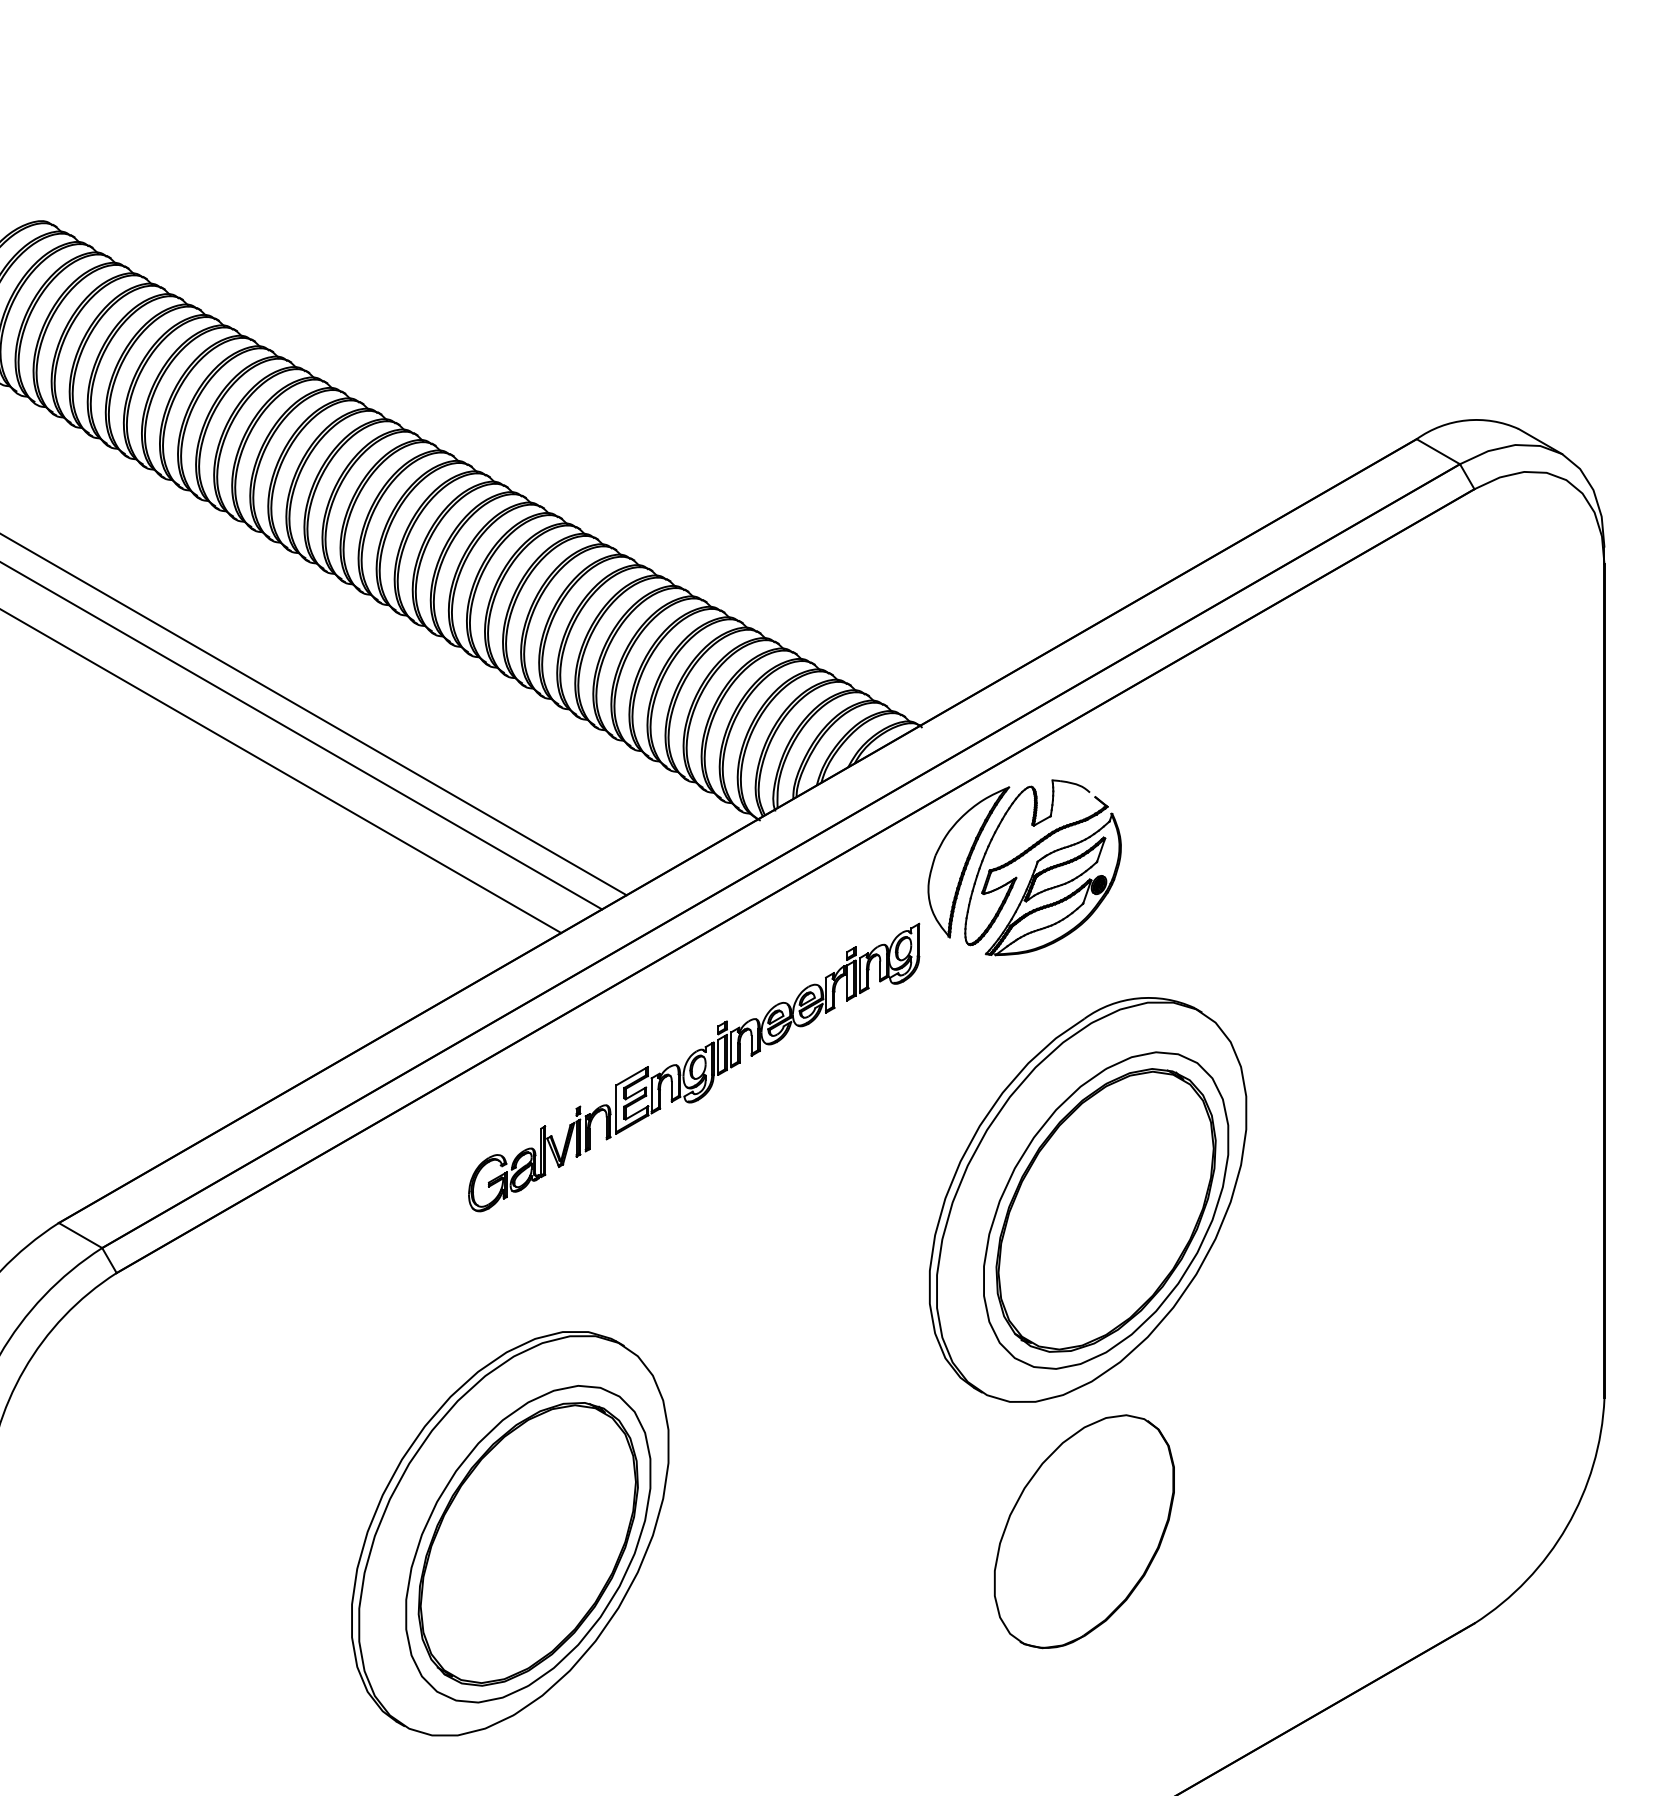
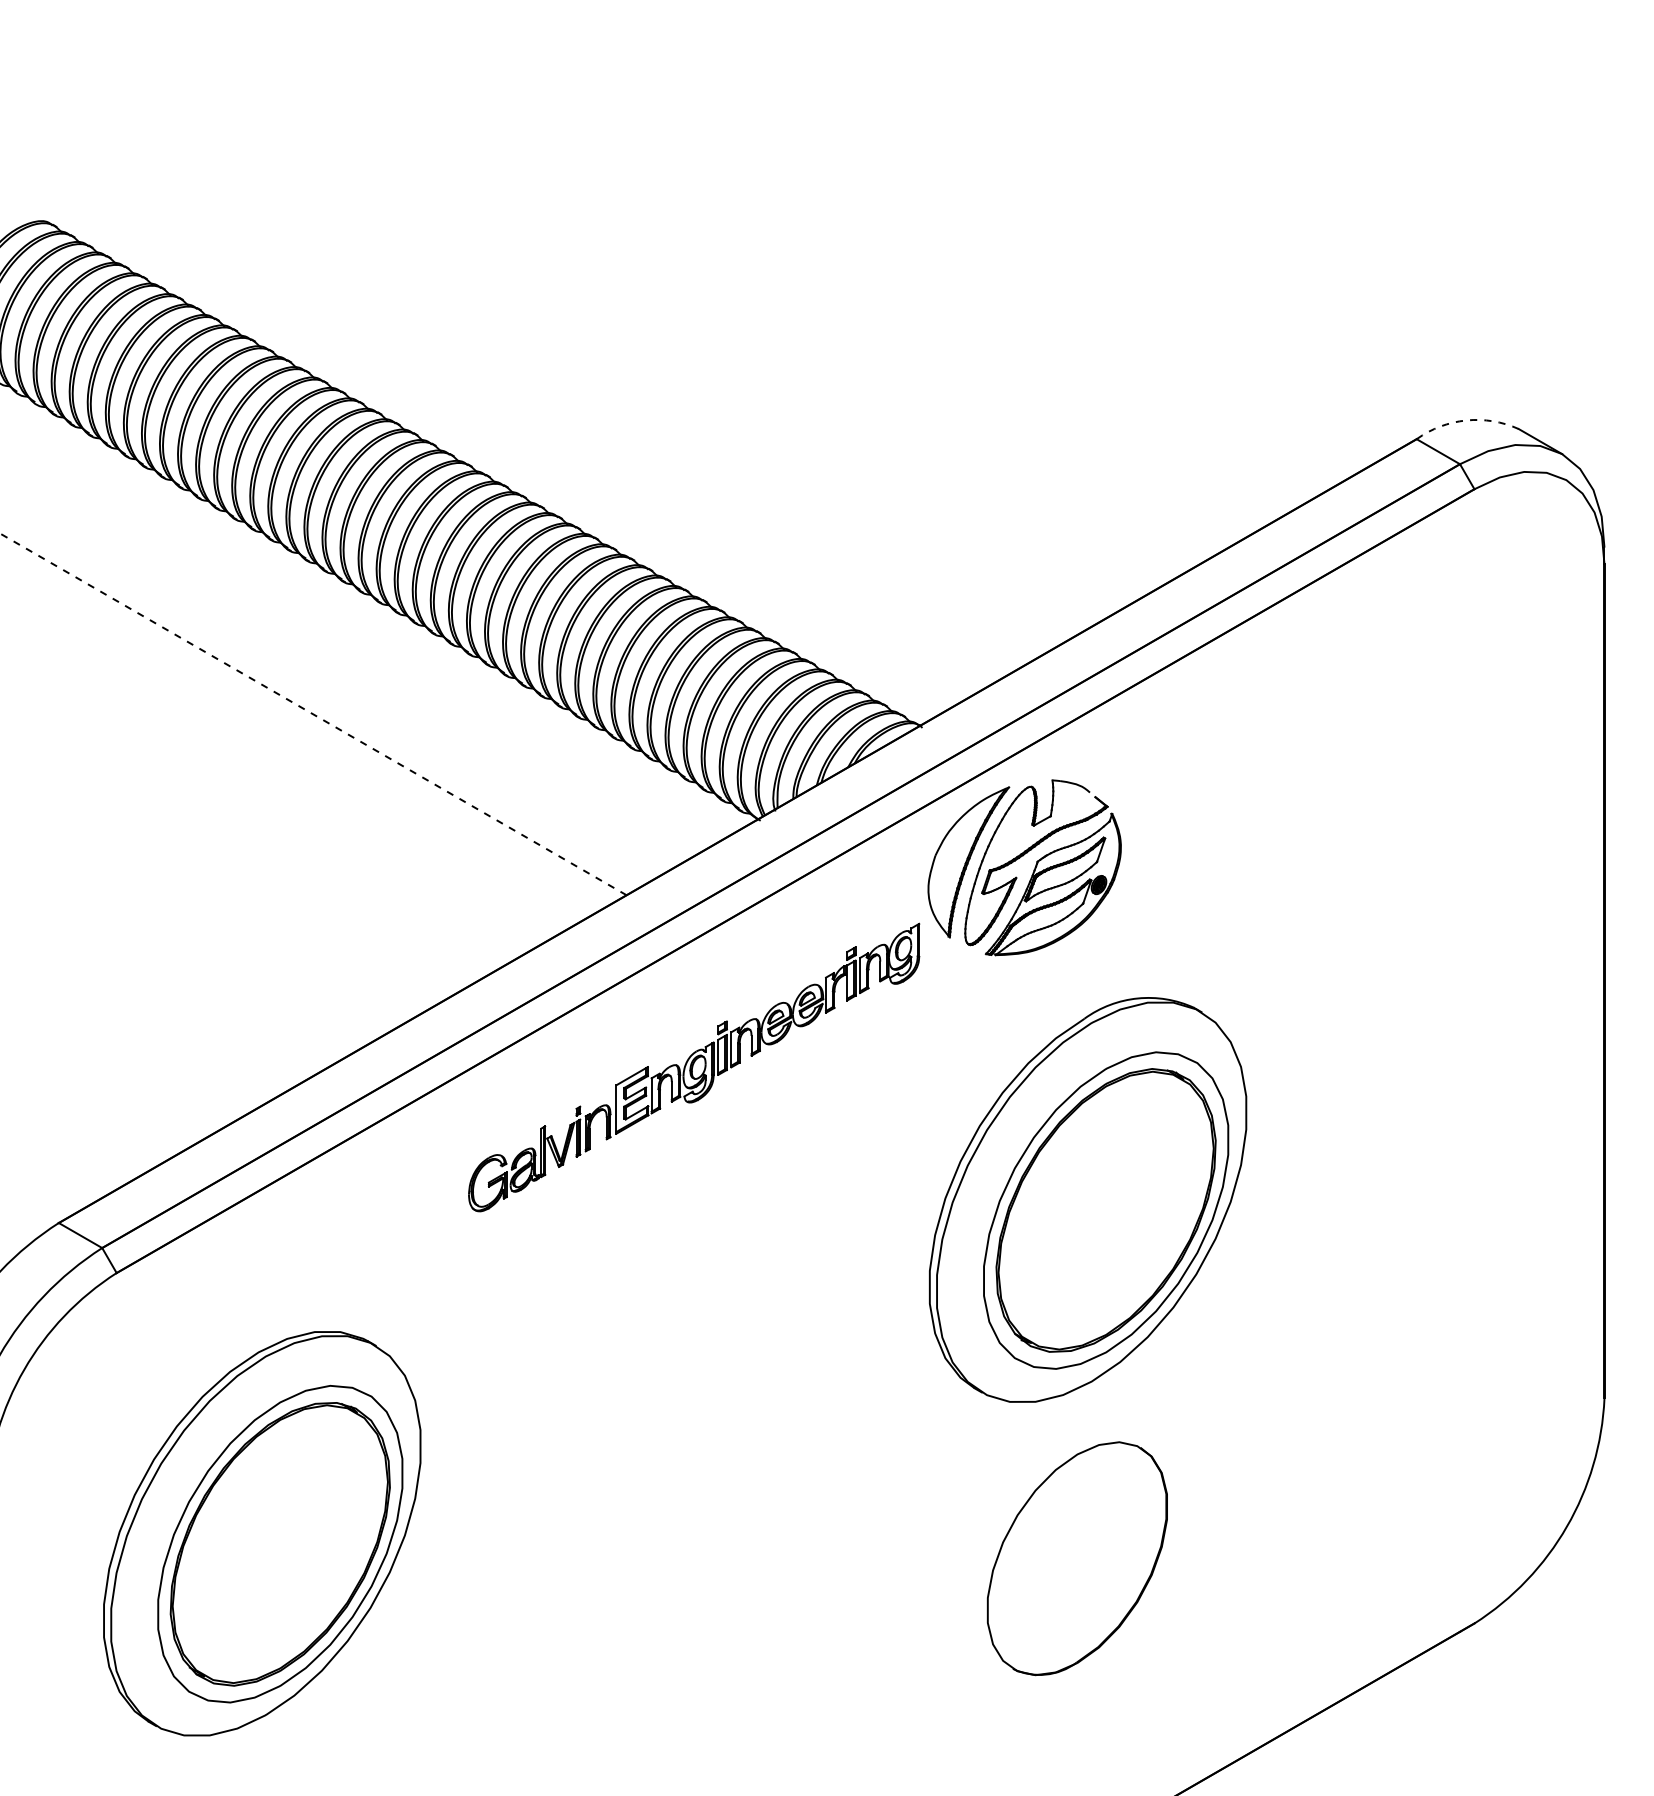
arc: solid -> dashed (1466, 420)
line: solid -> dashed (313, 714)
line: present -> none (302, 736)
line: present -> none (281, 771)
part position: (1083, 1531) -> (1076, 1558) (1076, 1558)
part position: (510, 1533) -> (262, 1533) (262, 1533)
